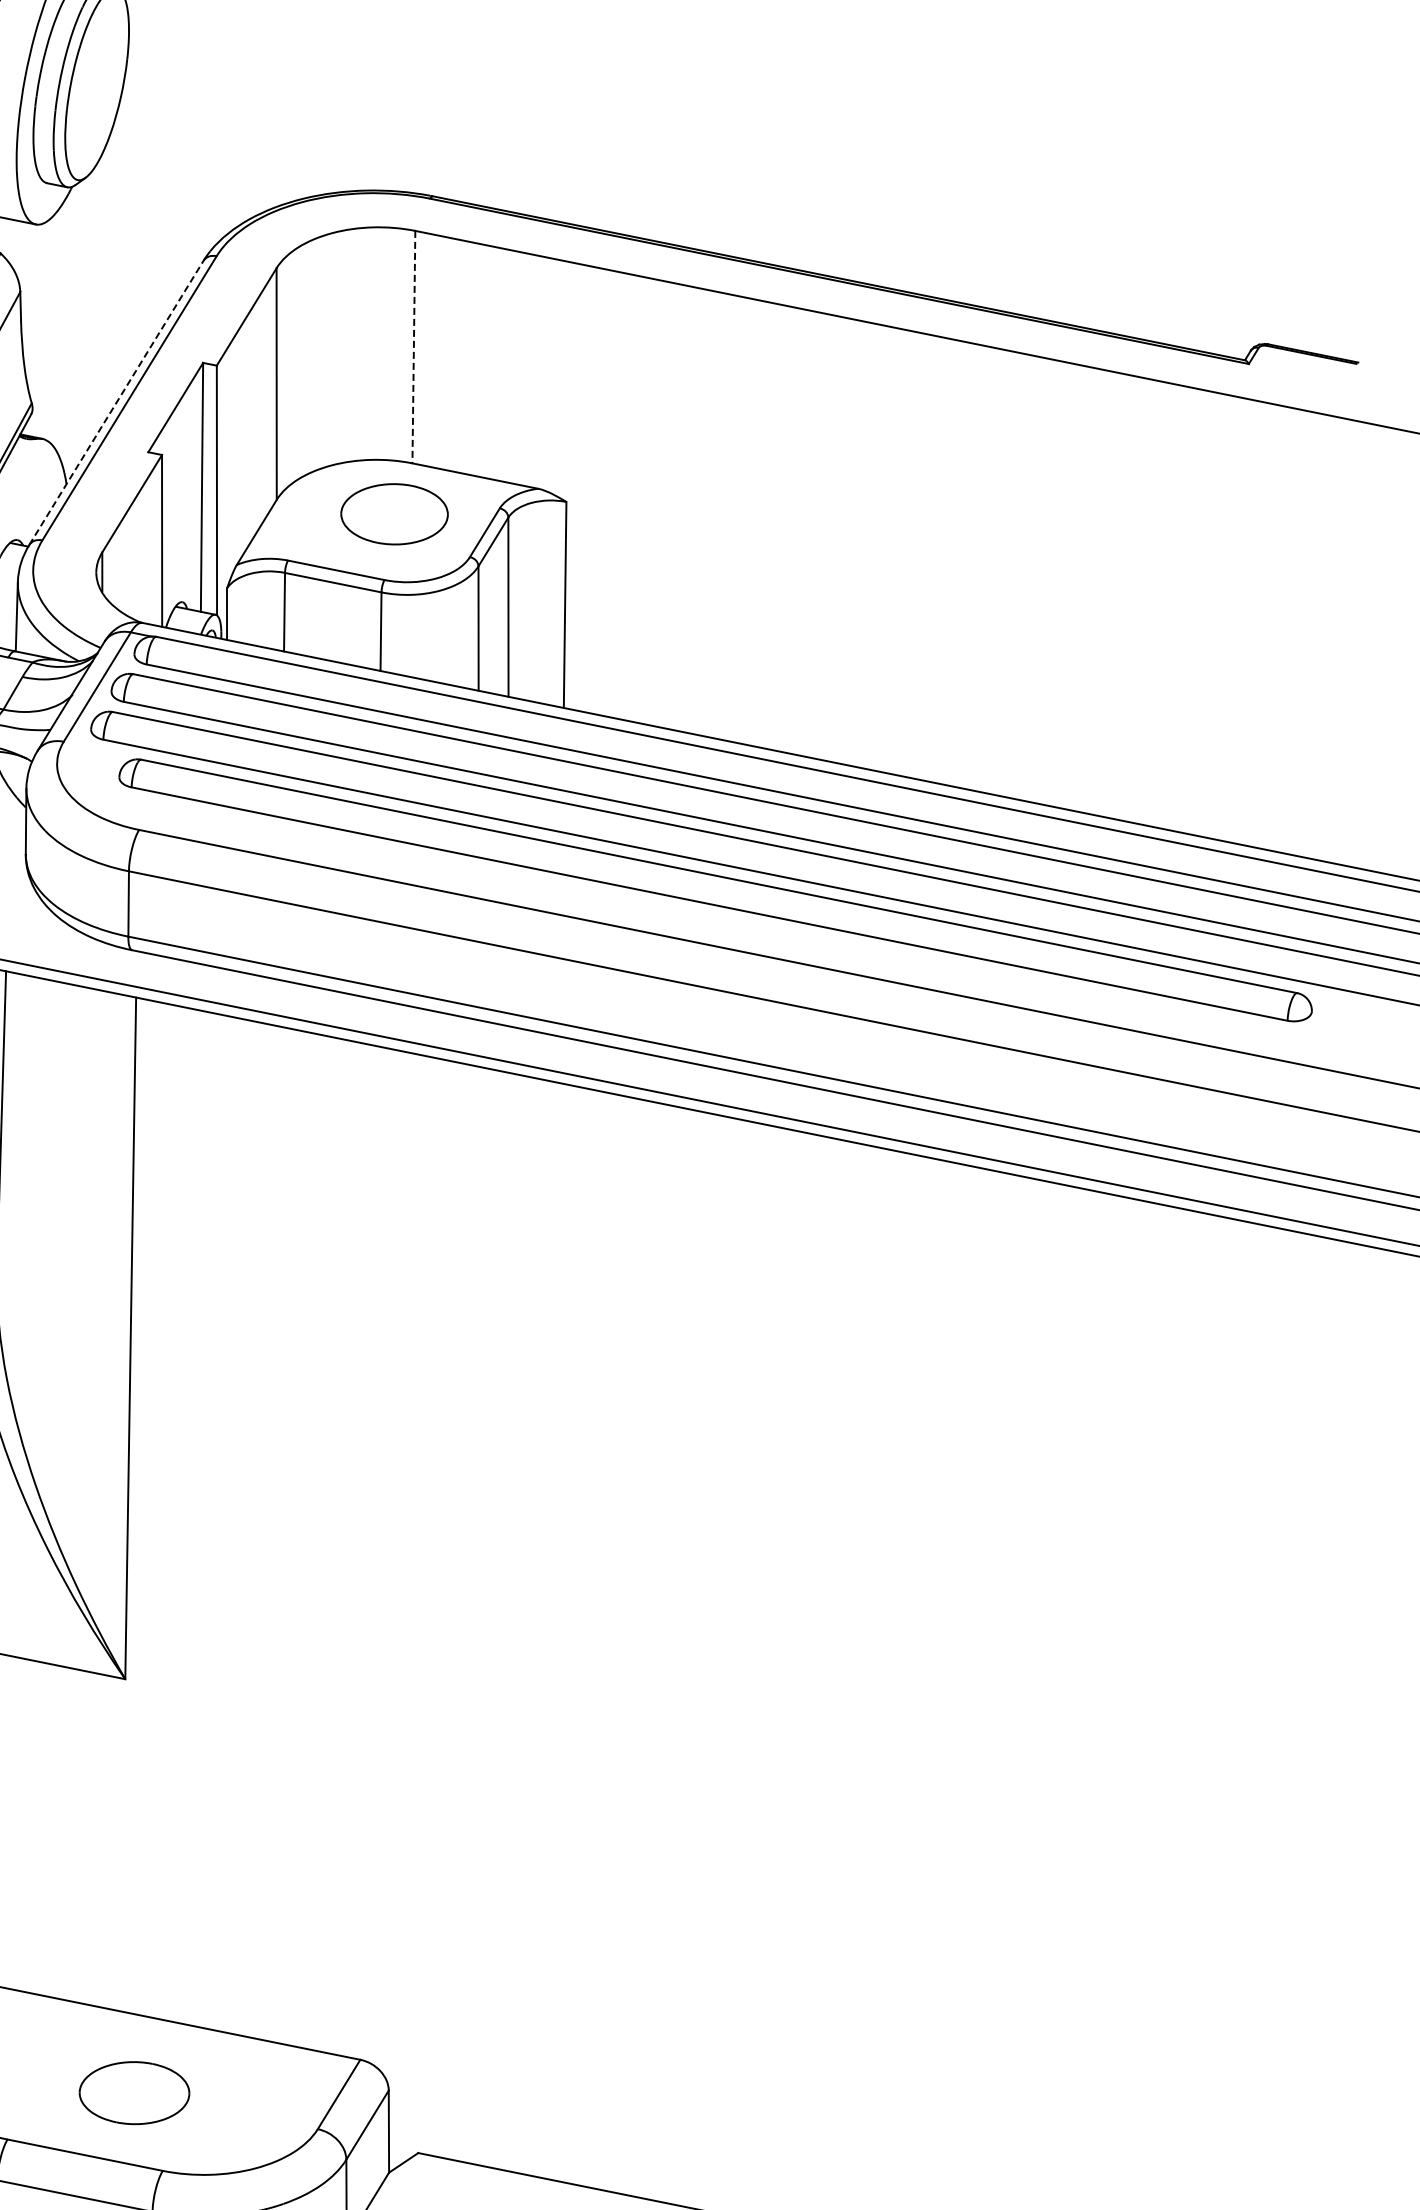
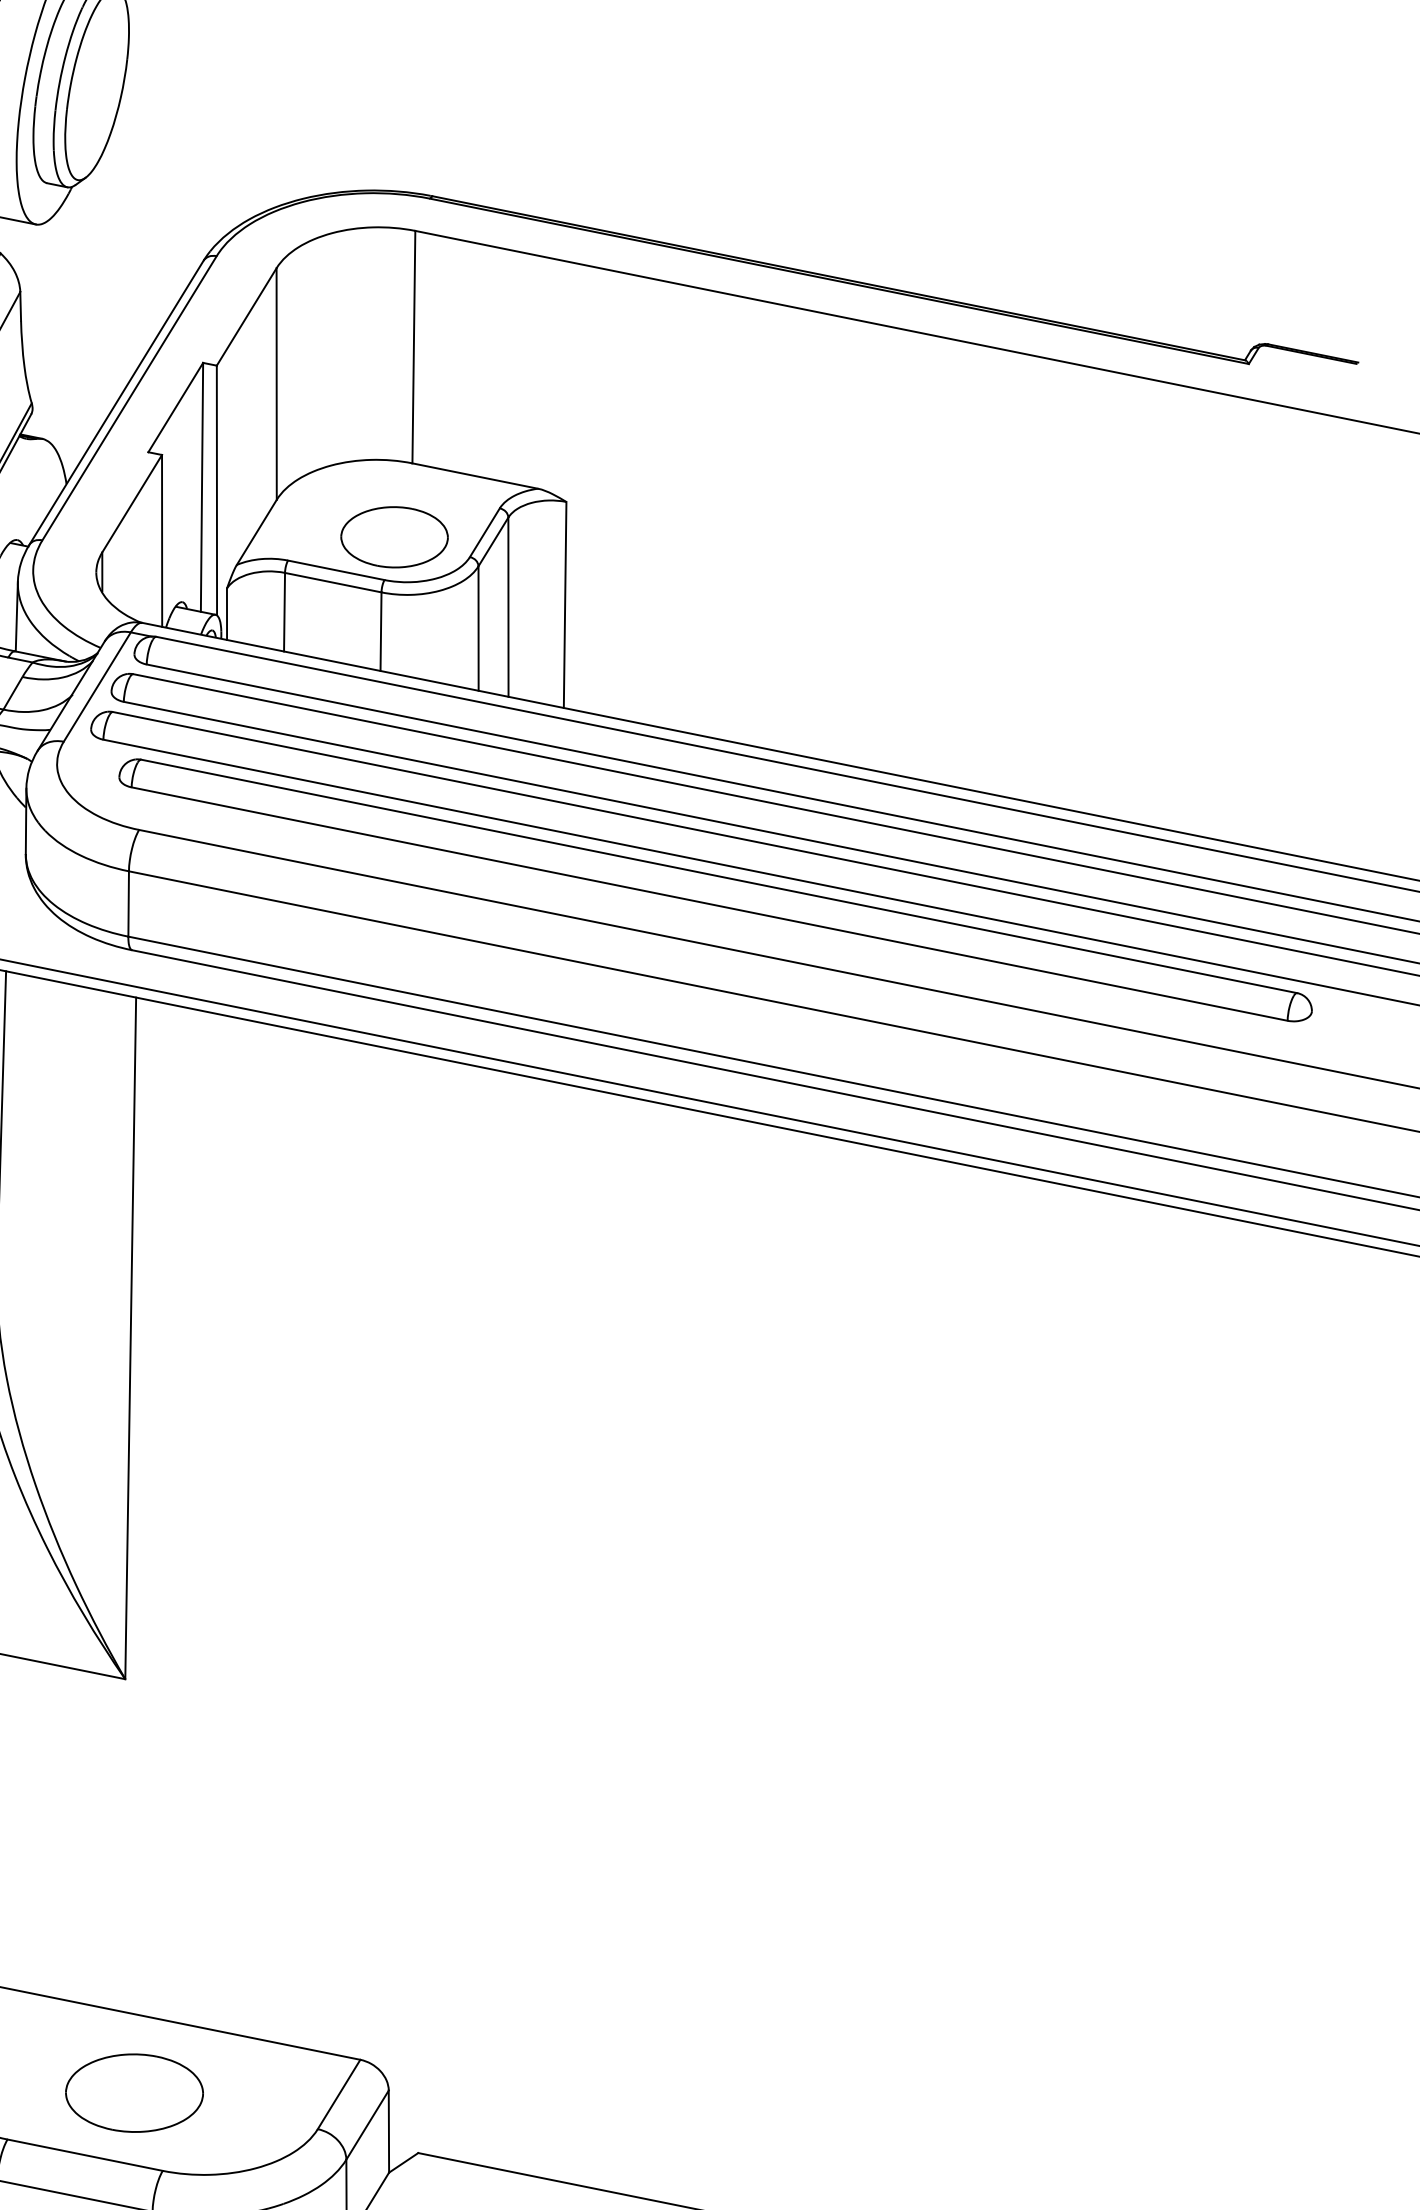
line: dashed -> solid (413, 347)
line: dashed -> solid (116, 402)
part position: (394, 514) -> (394, 537) (394, 537)
part size: 113x65 px -> 139x80 px (134, 2092)
